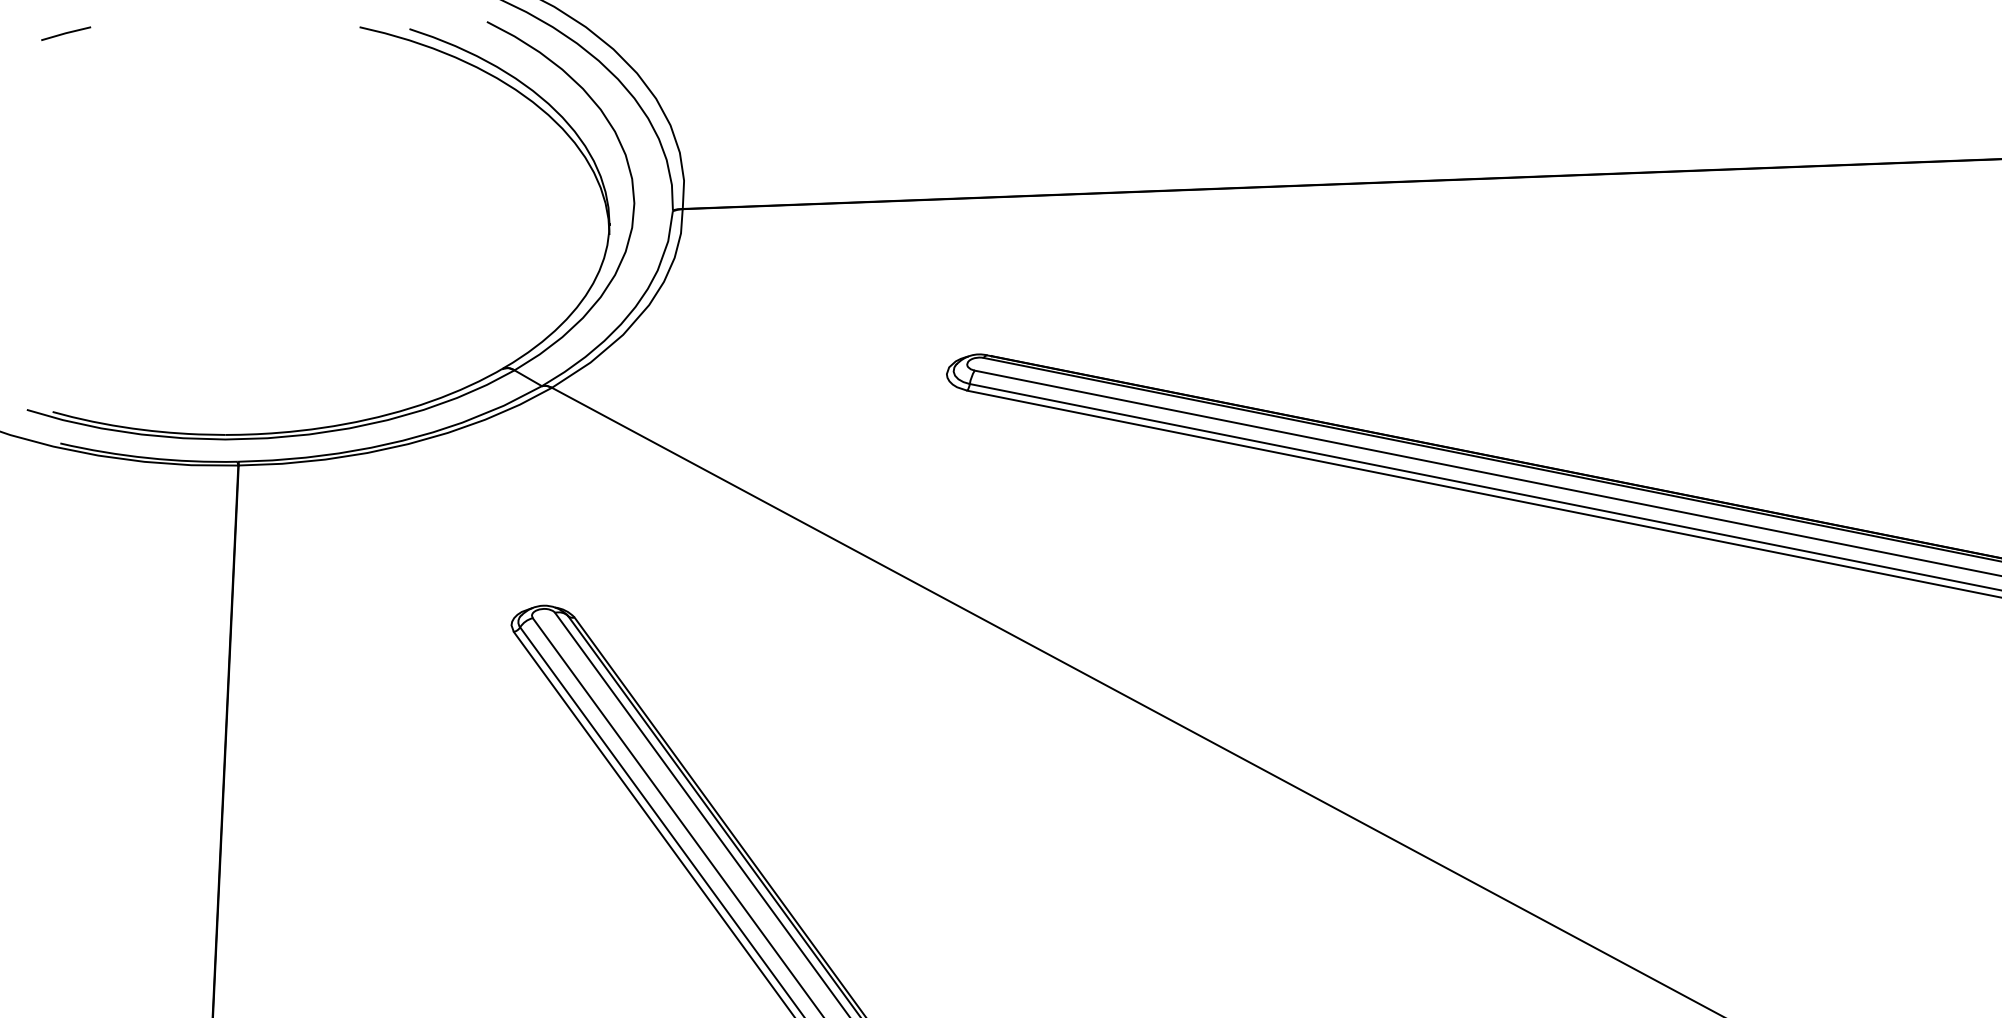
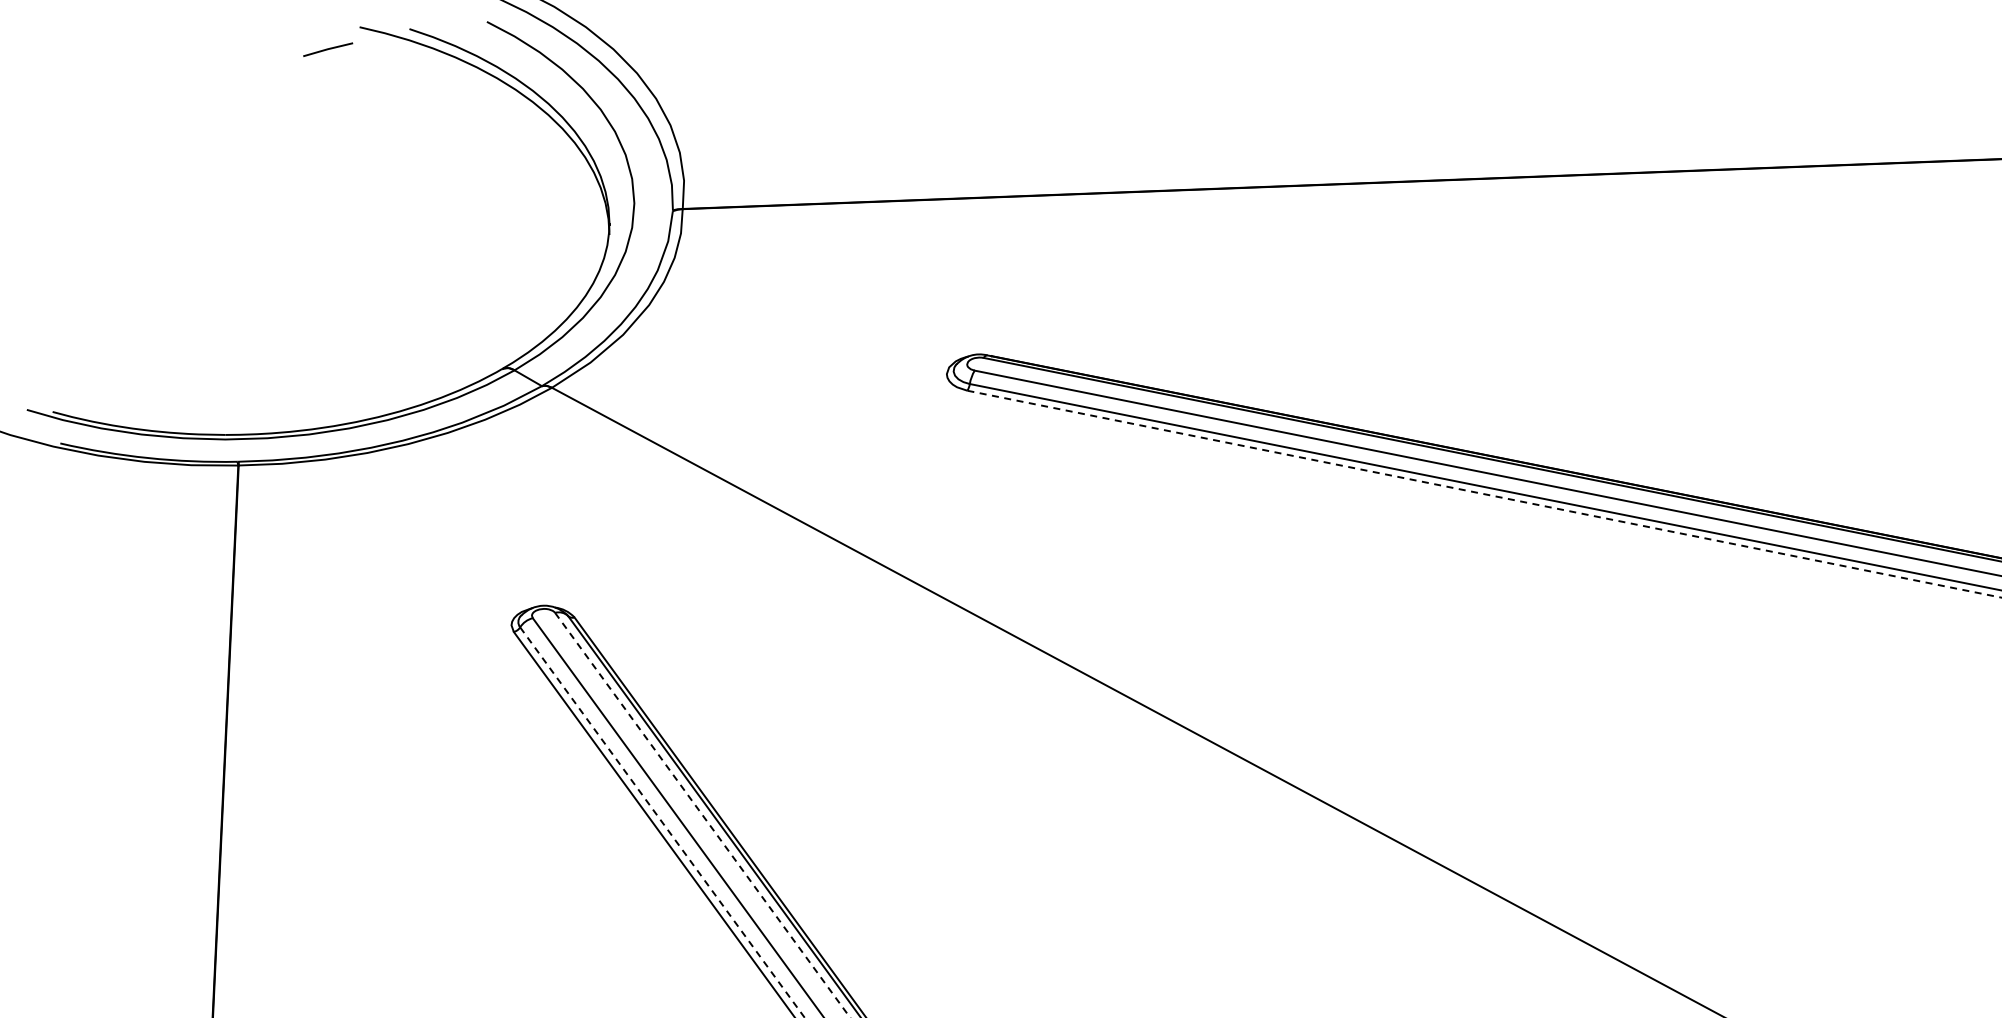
line position: (66, 33) -> (328, 49) (328, 49)
line: solid -> dashed (1484, 494)
line: solid -> dashed (702, 815)
line: solid -> dashed (662, 822)
